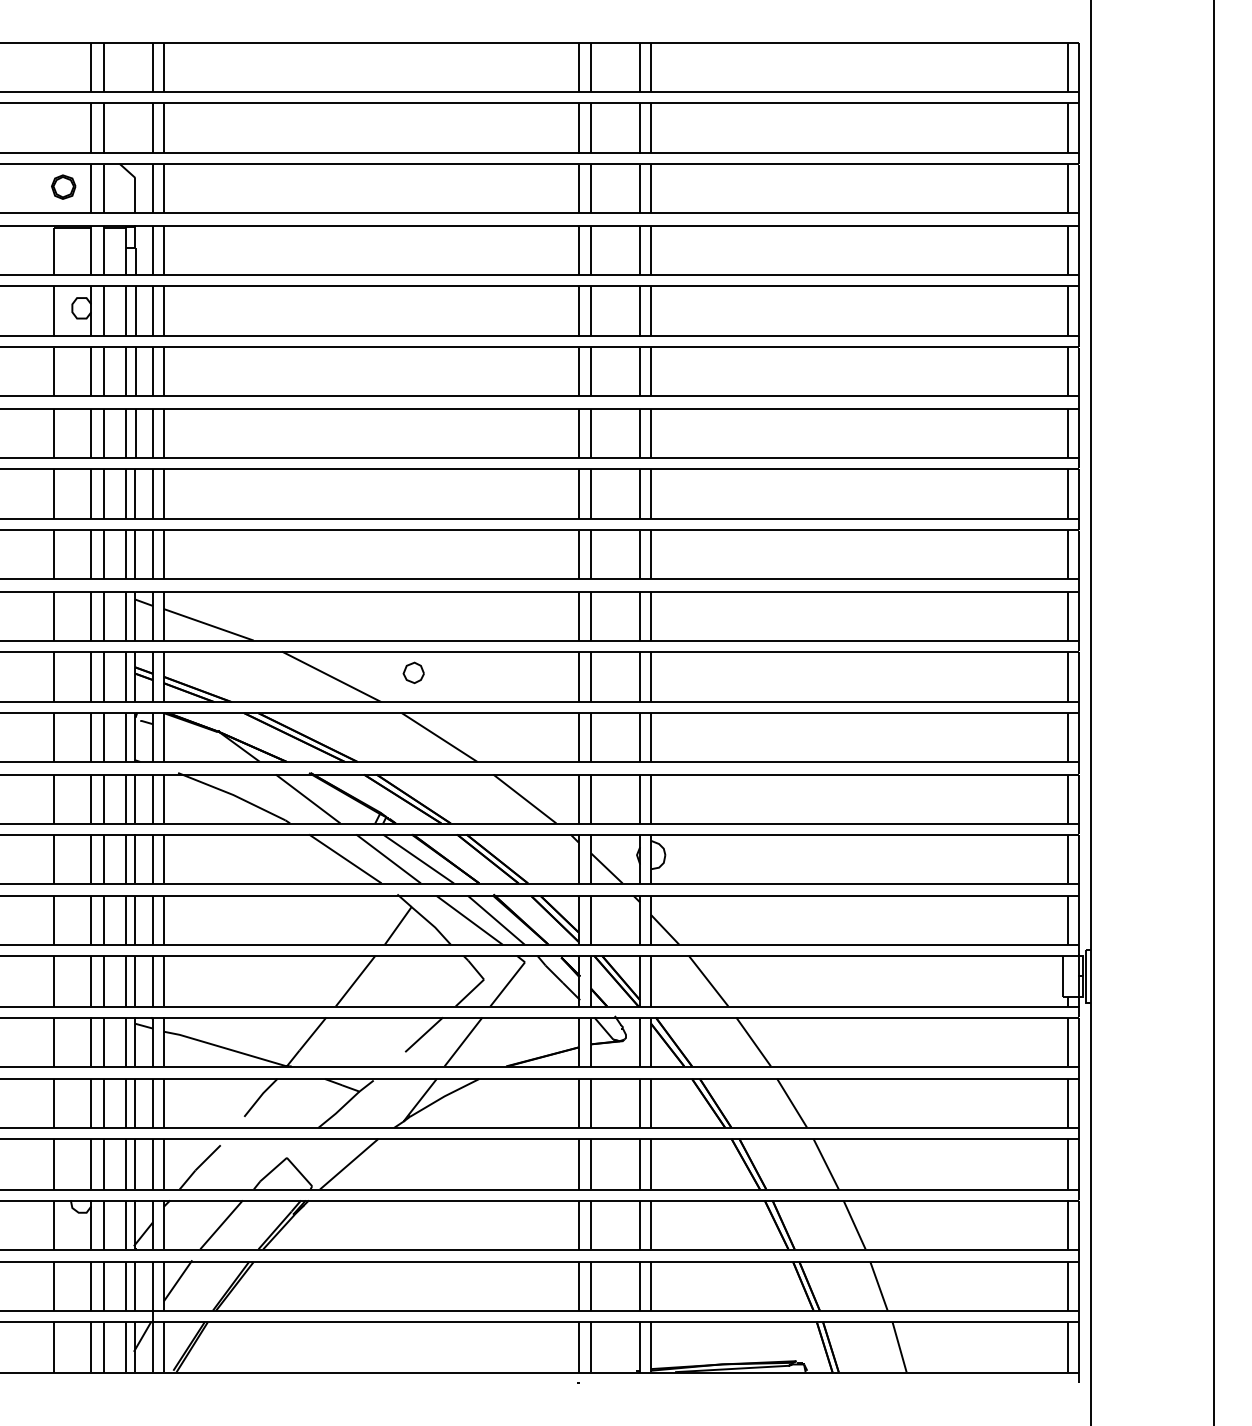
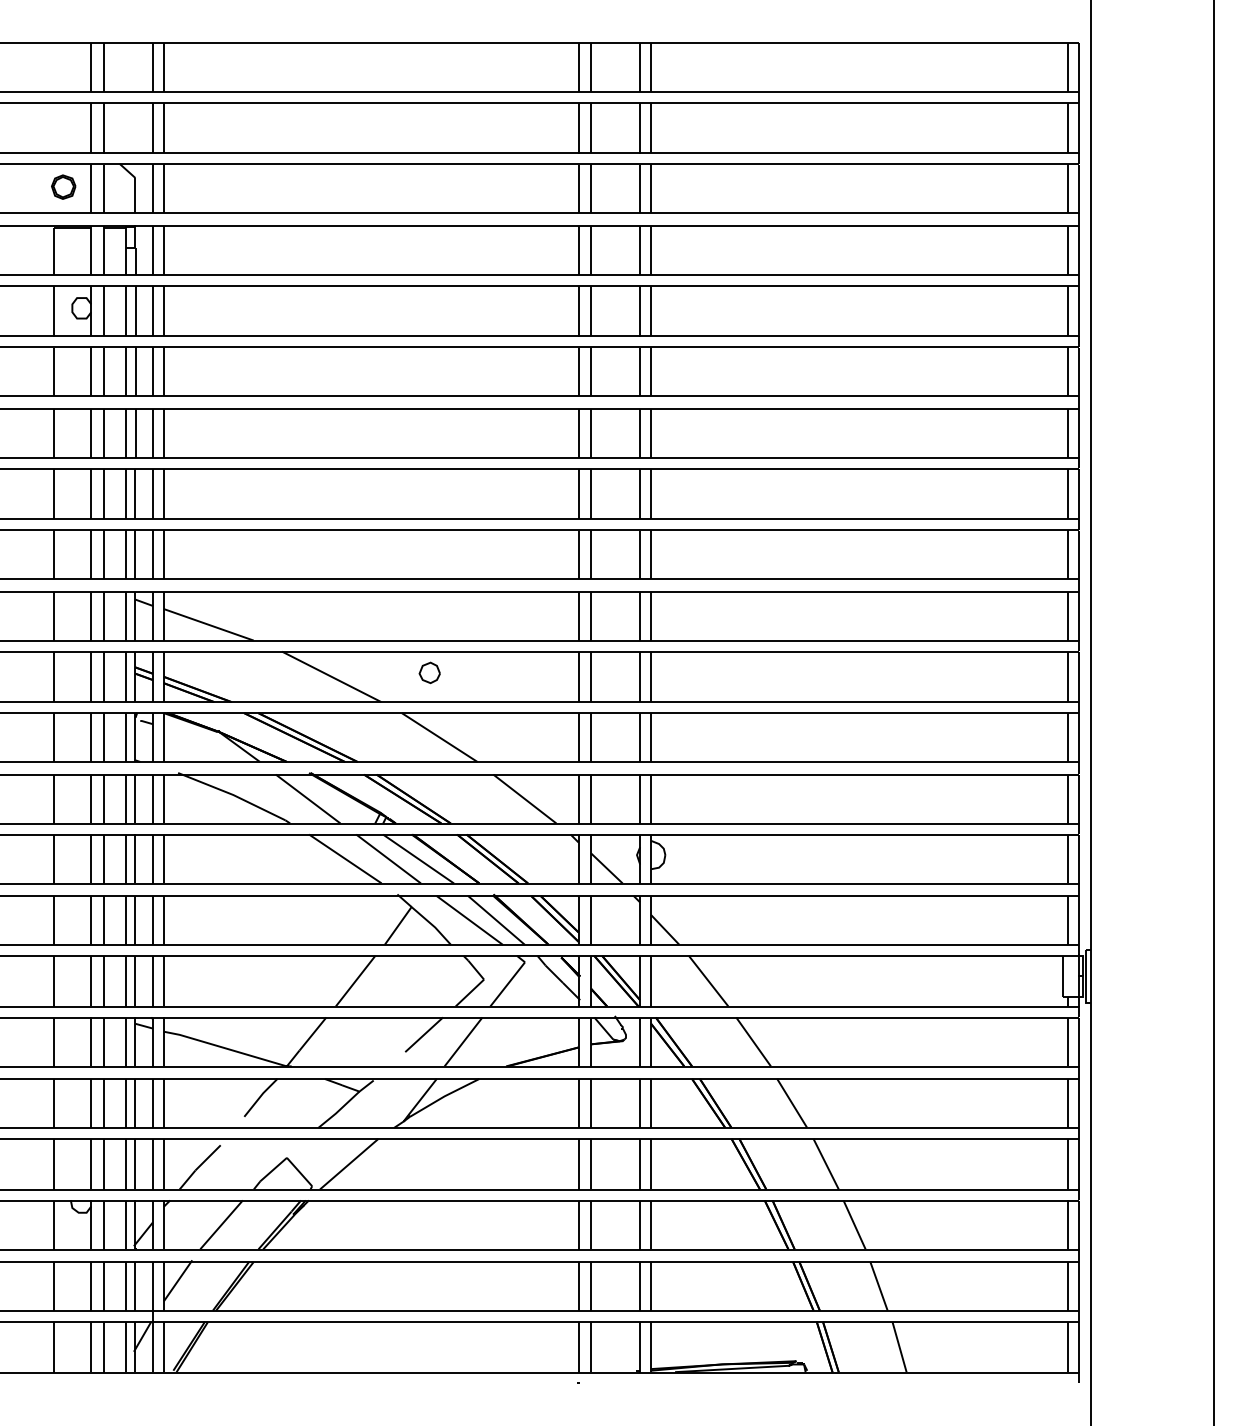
part position: (413, 672) -> (429, 672) (429, 672)
